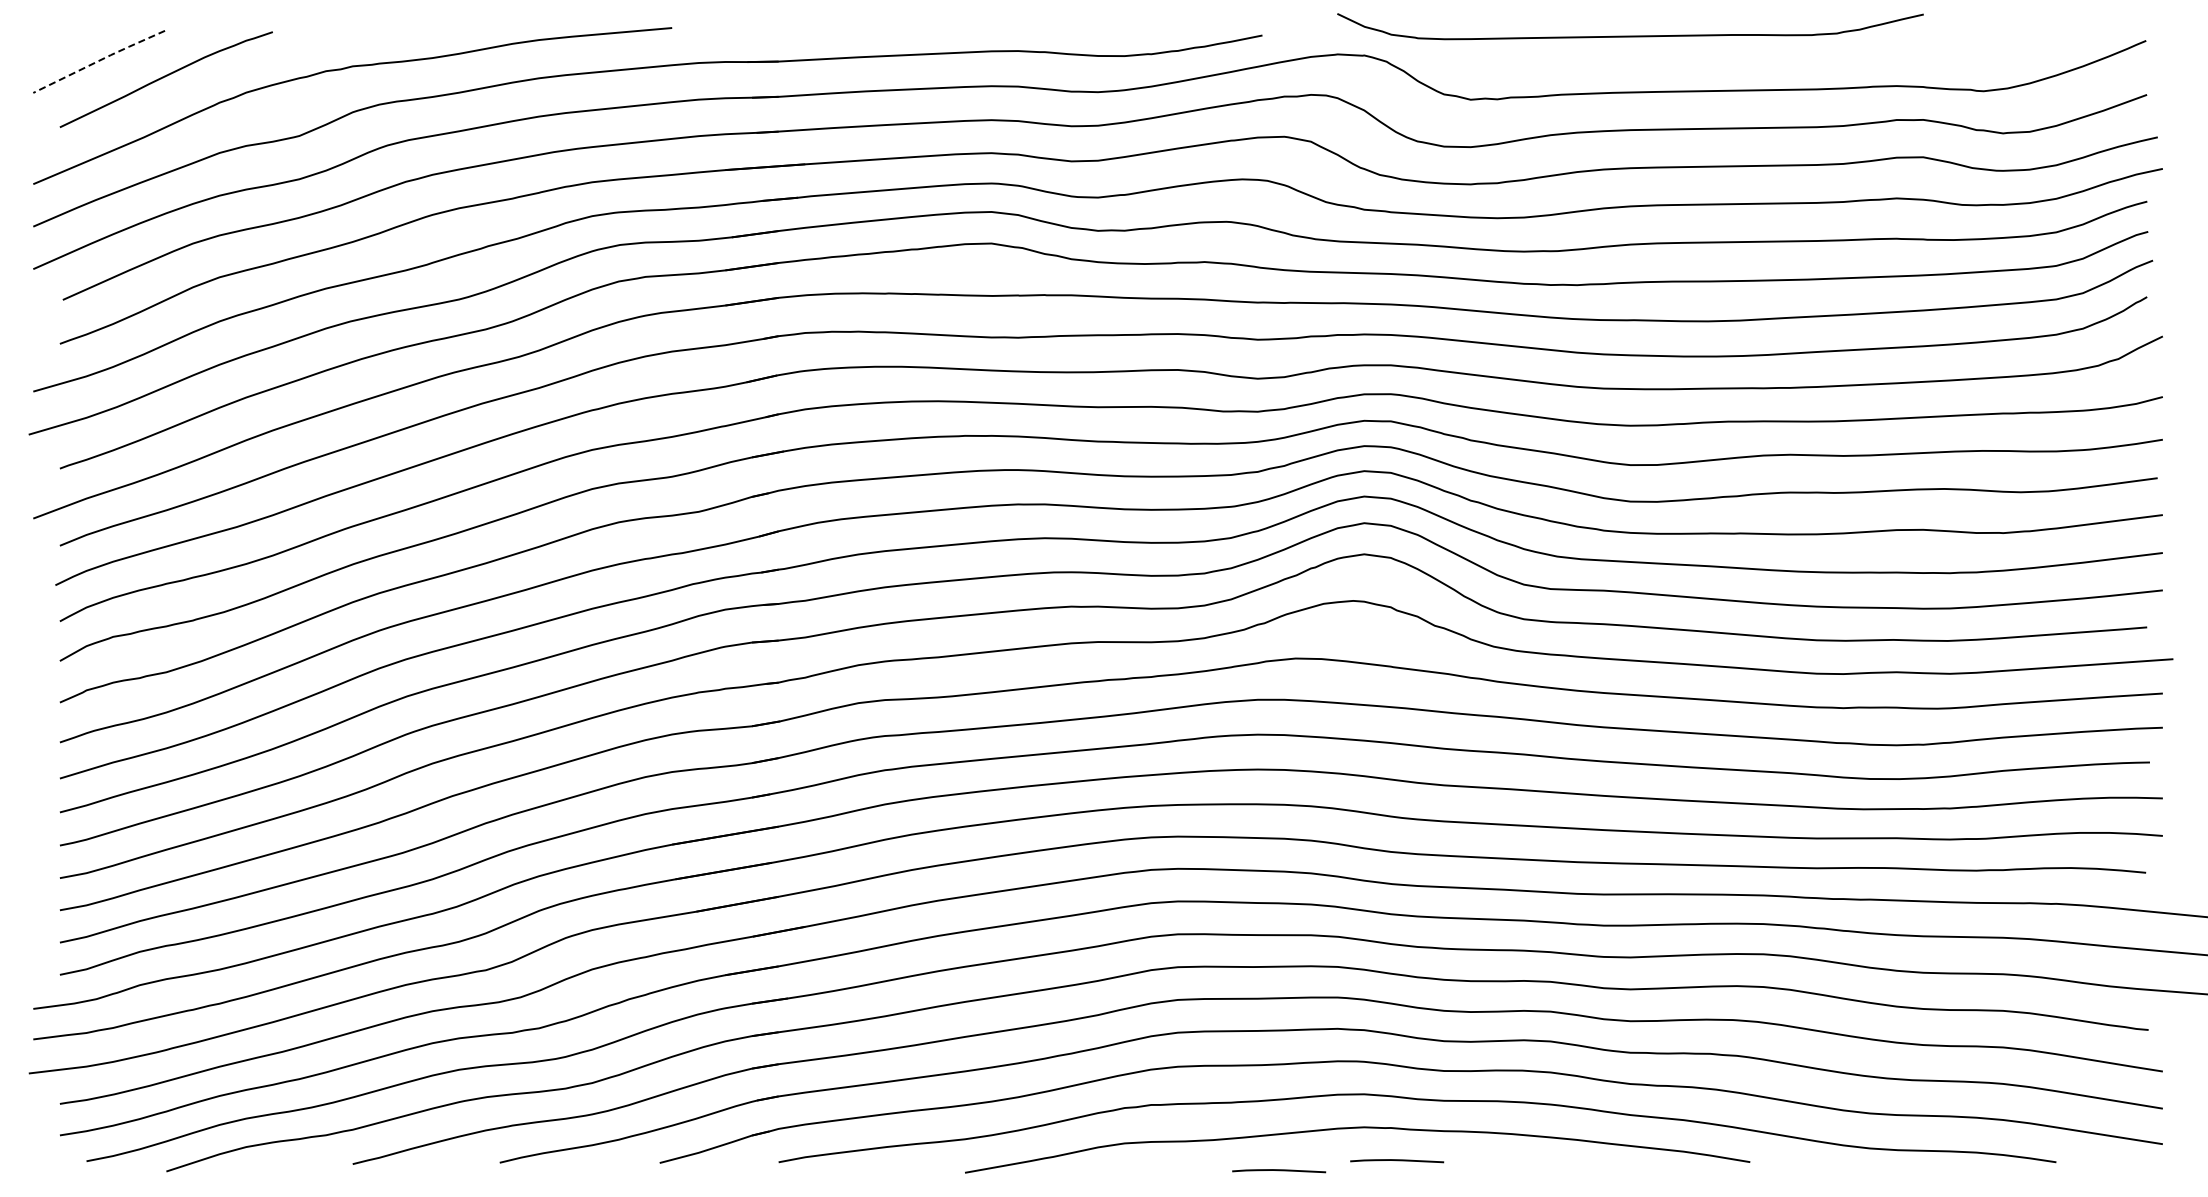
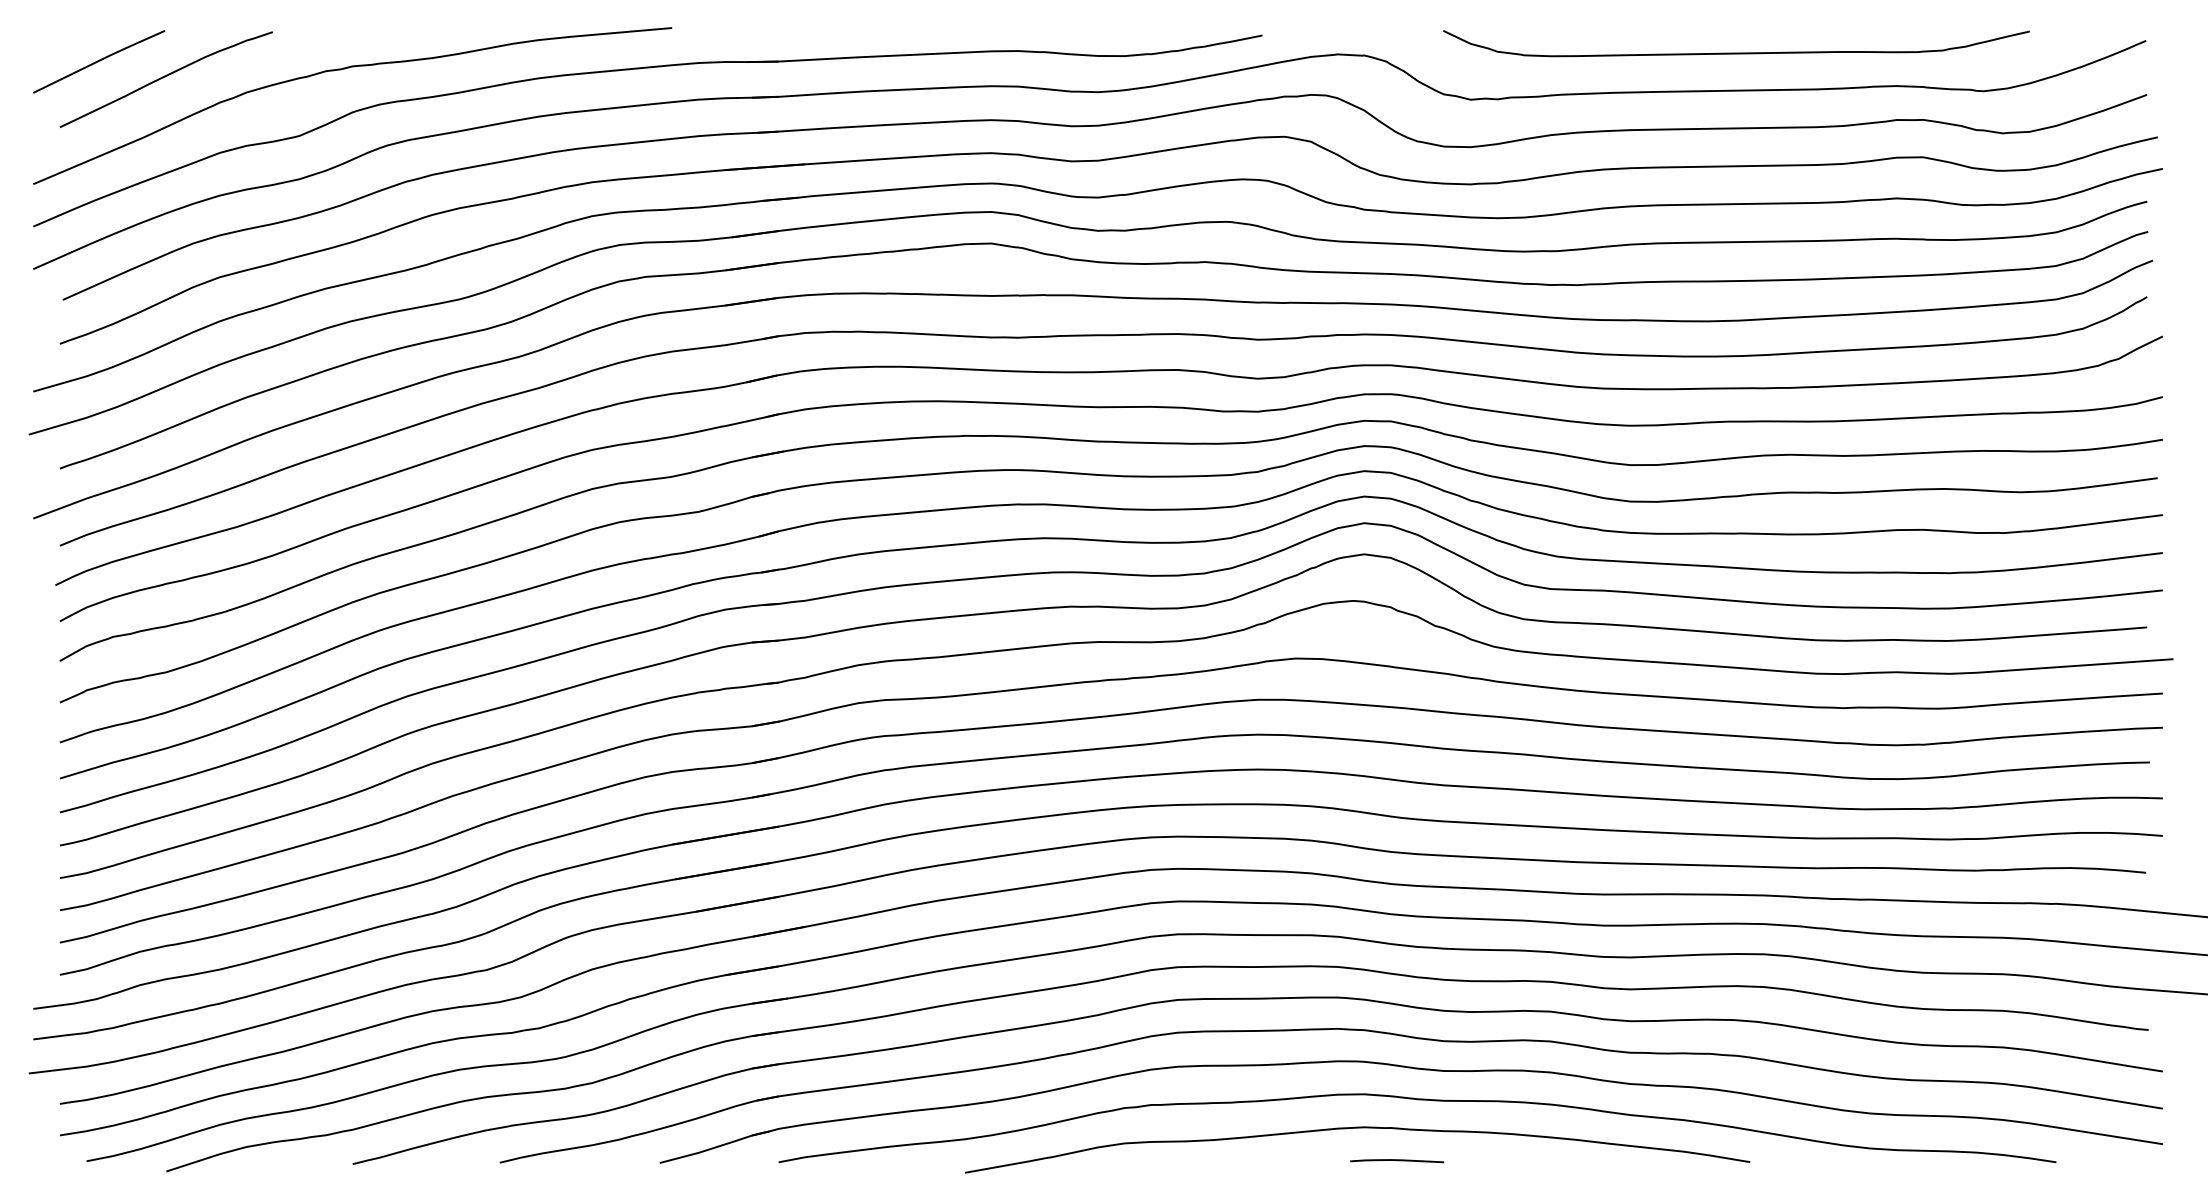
curve position: (1630, 35) -> (1736, 52) (1736, 52)
line: dashed -> solid (100, 60)
curve: present -> none (1279, 1171)
